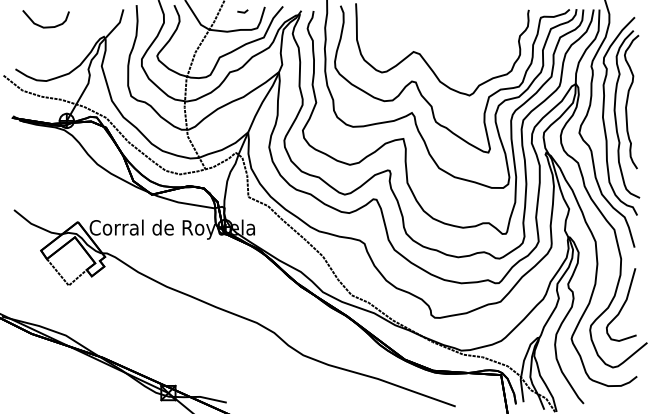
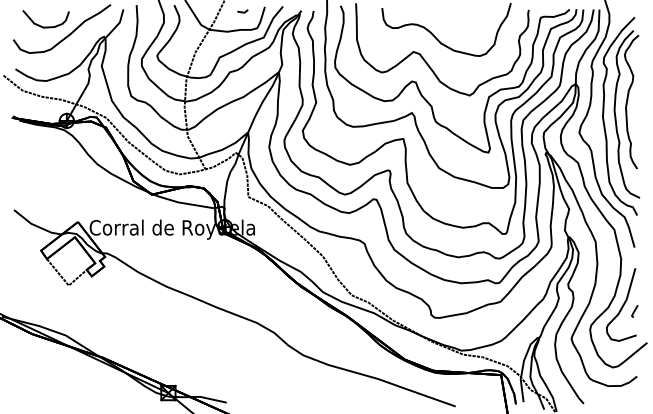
curve: none -> present (68, 34)
curve: none -> present (437, 38)
line: none -> present (634, 311)
